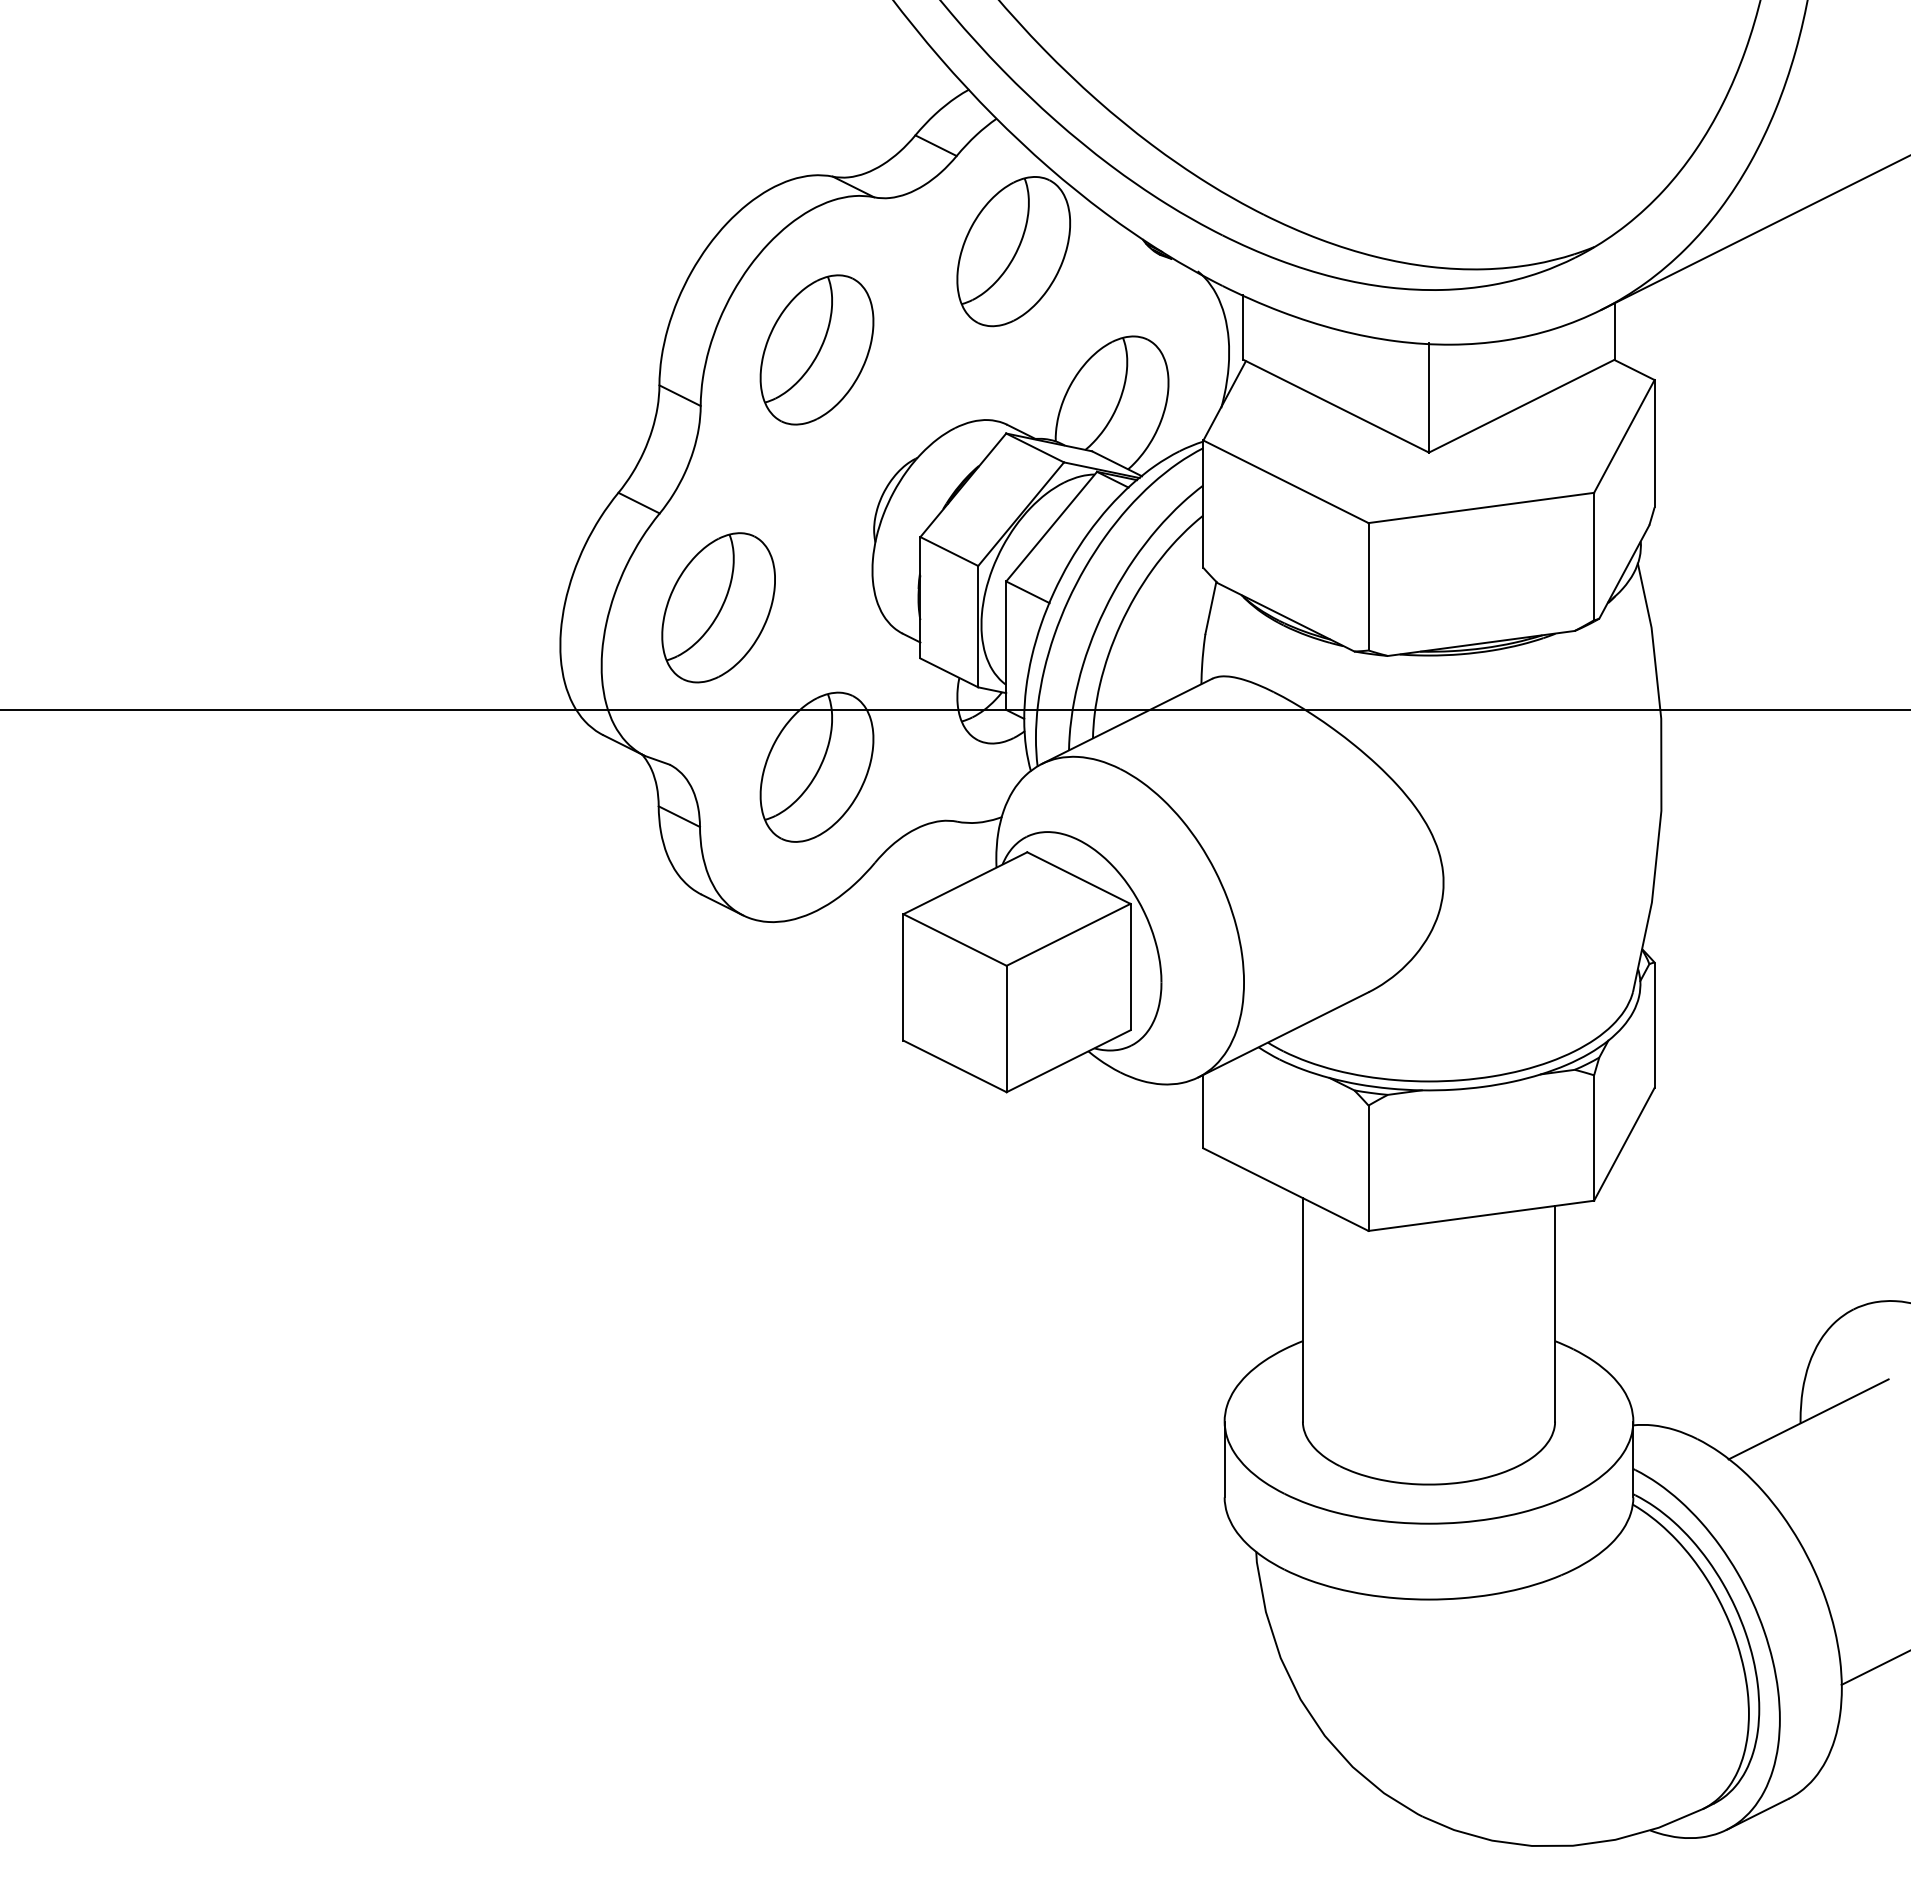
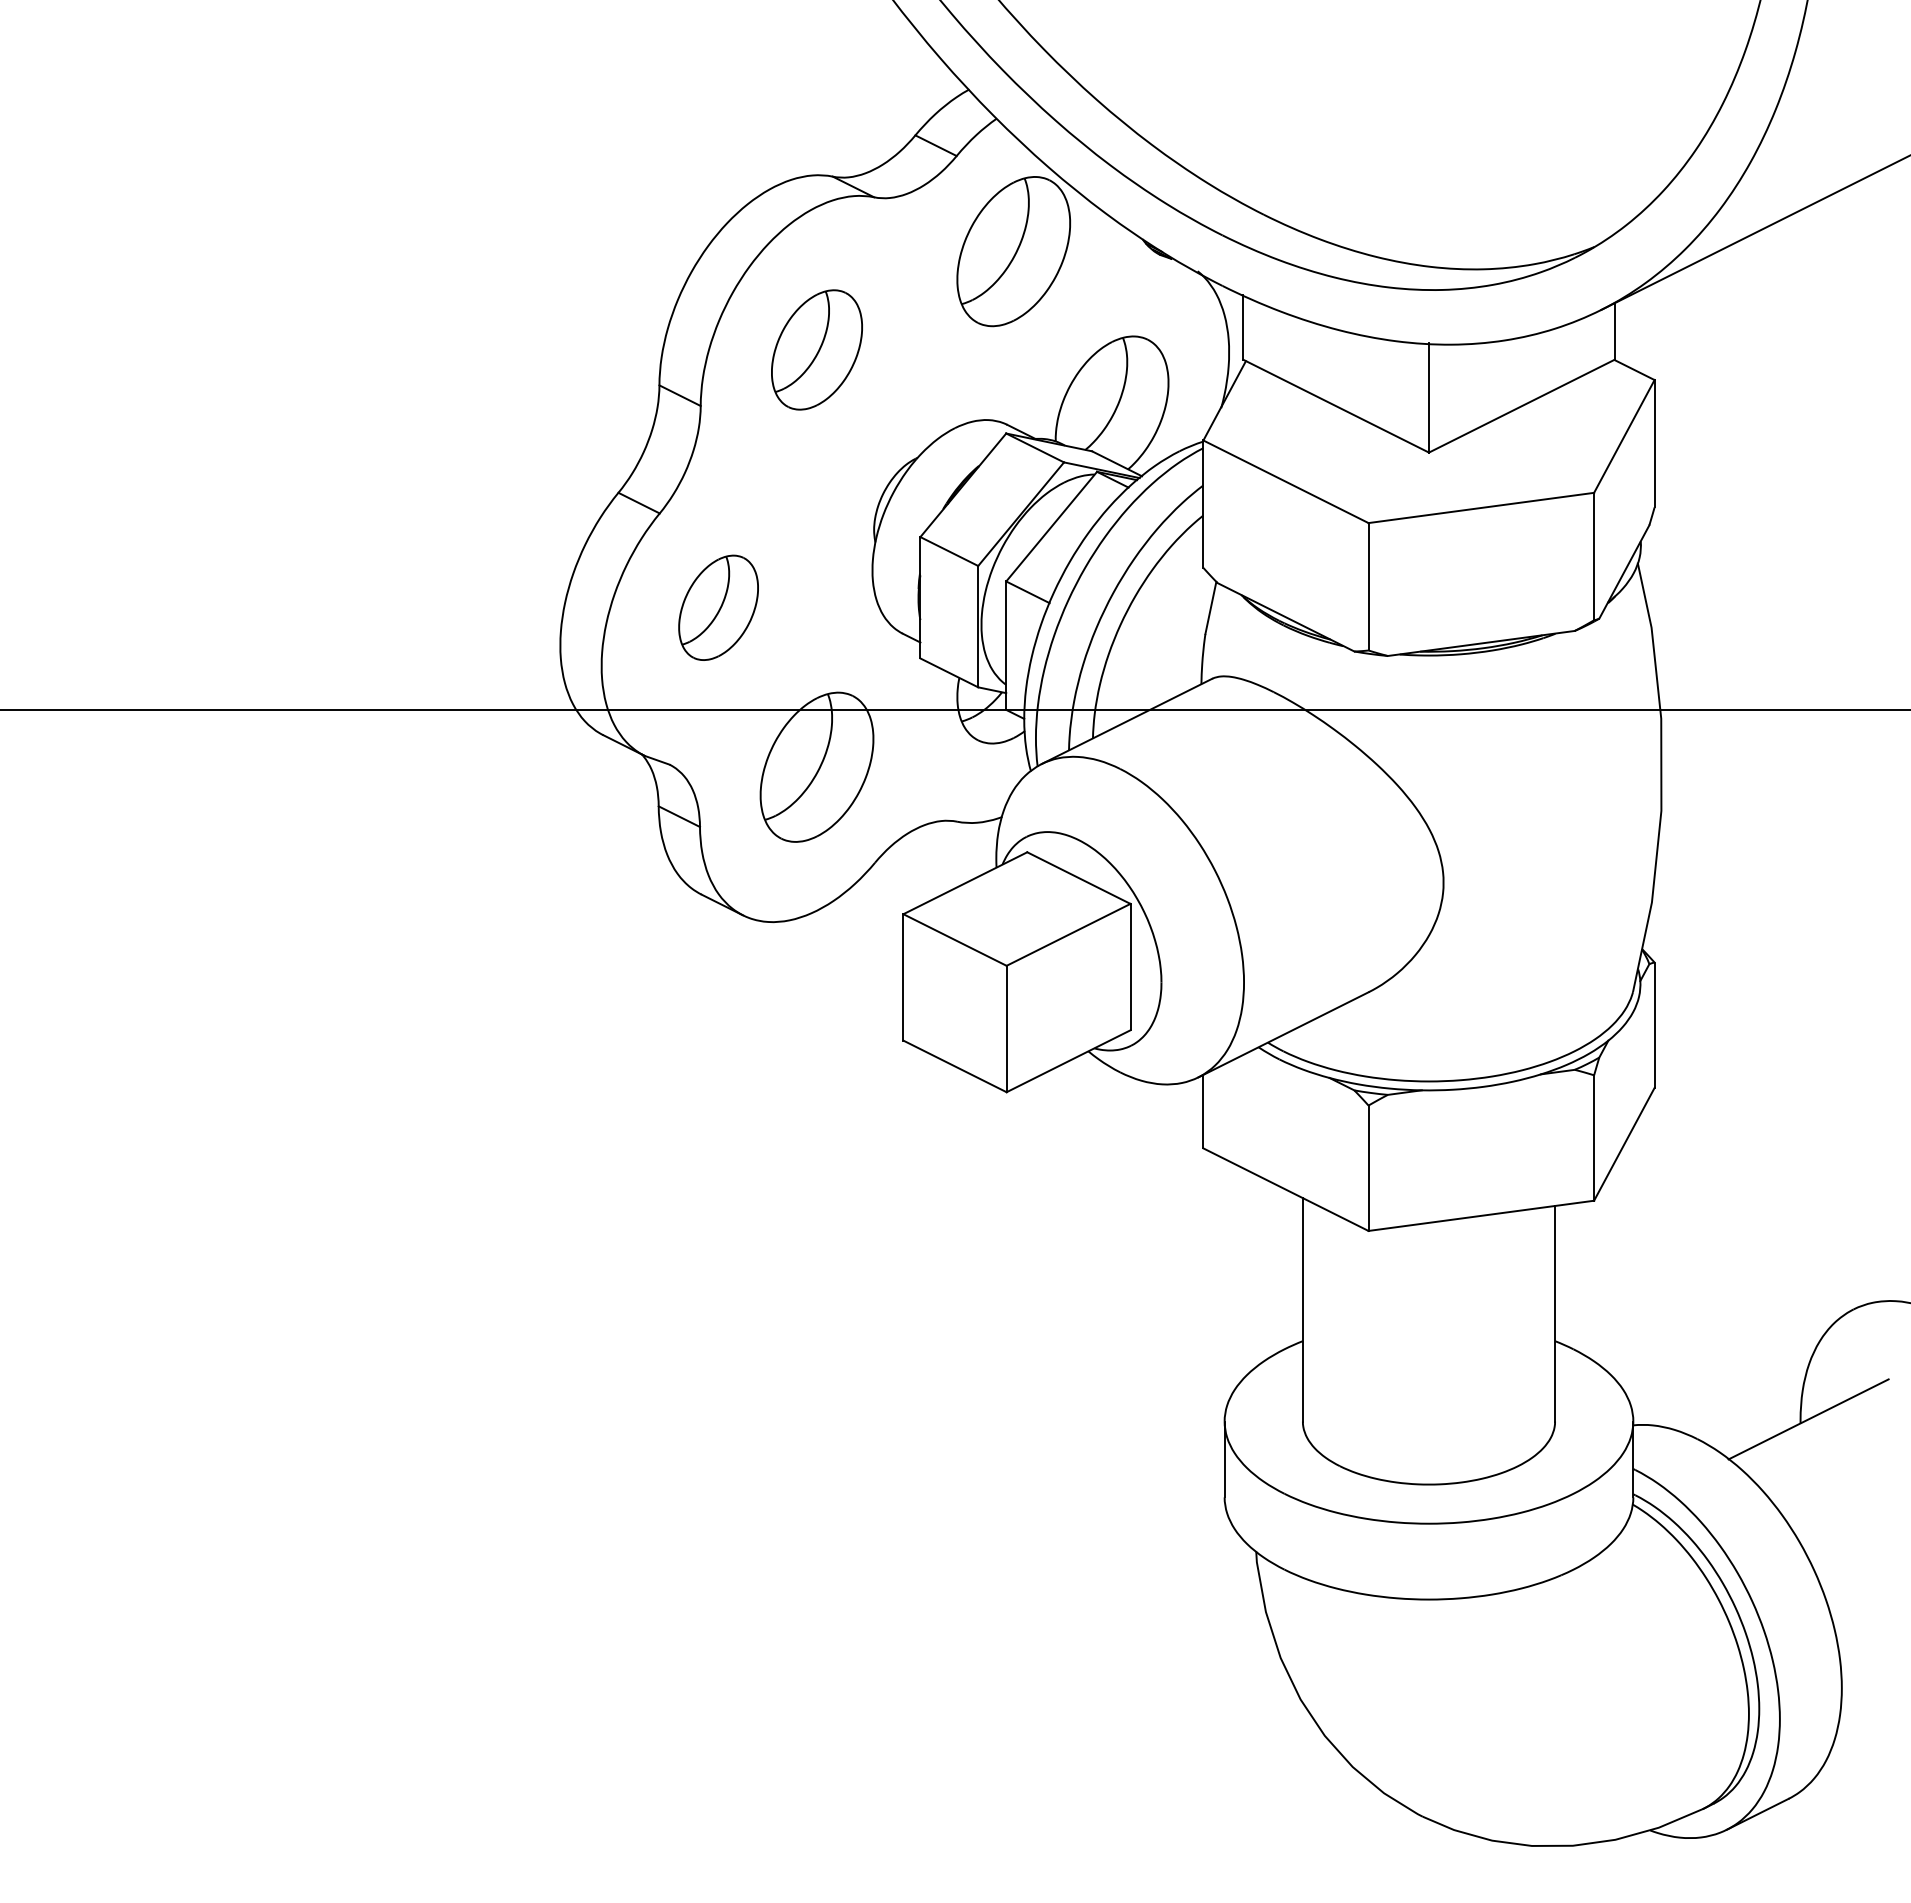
part size: 116x152 px -> 92x122 px (816, 349)
part size: 115x152 px -> 81x107 px (718, 607)
line: present -> none (1874, 1668)
